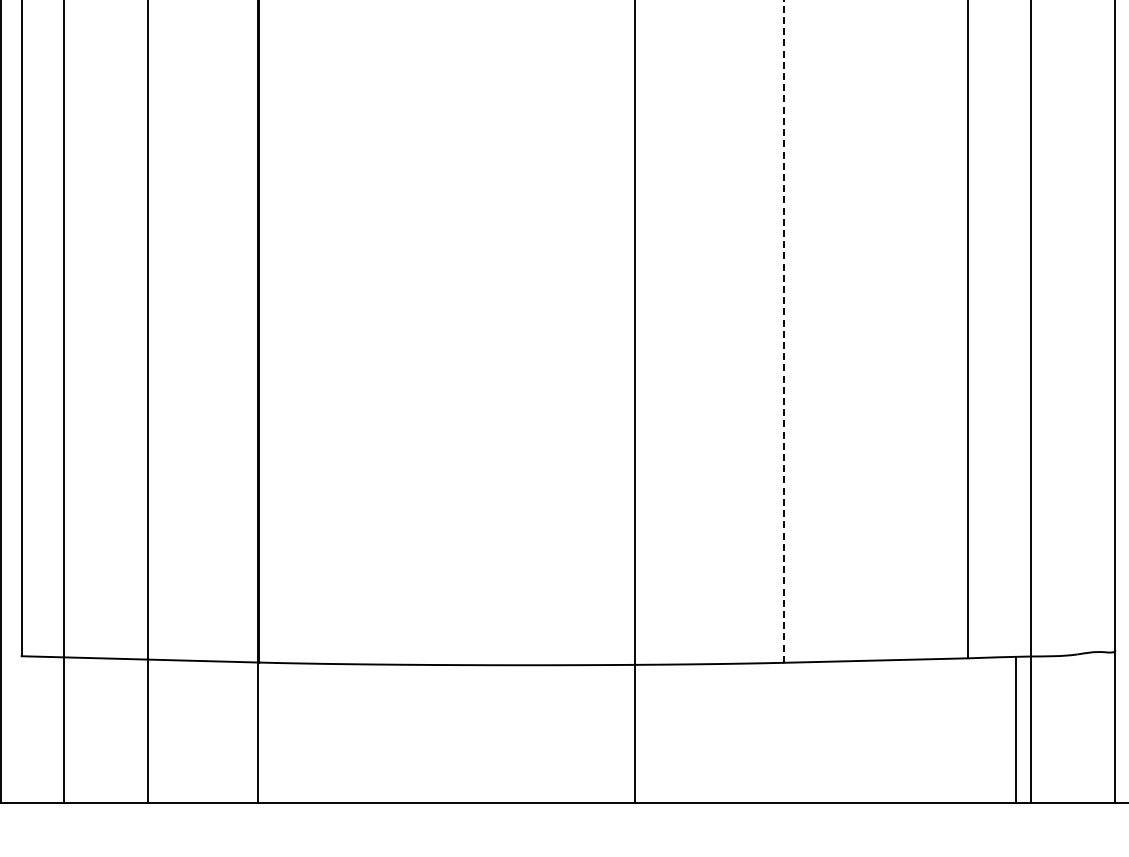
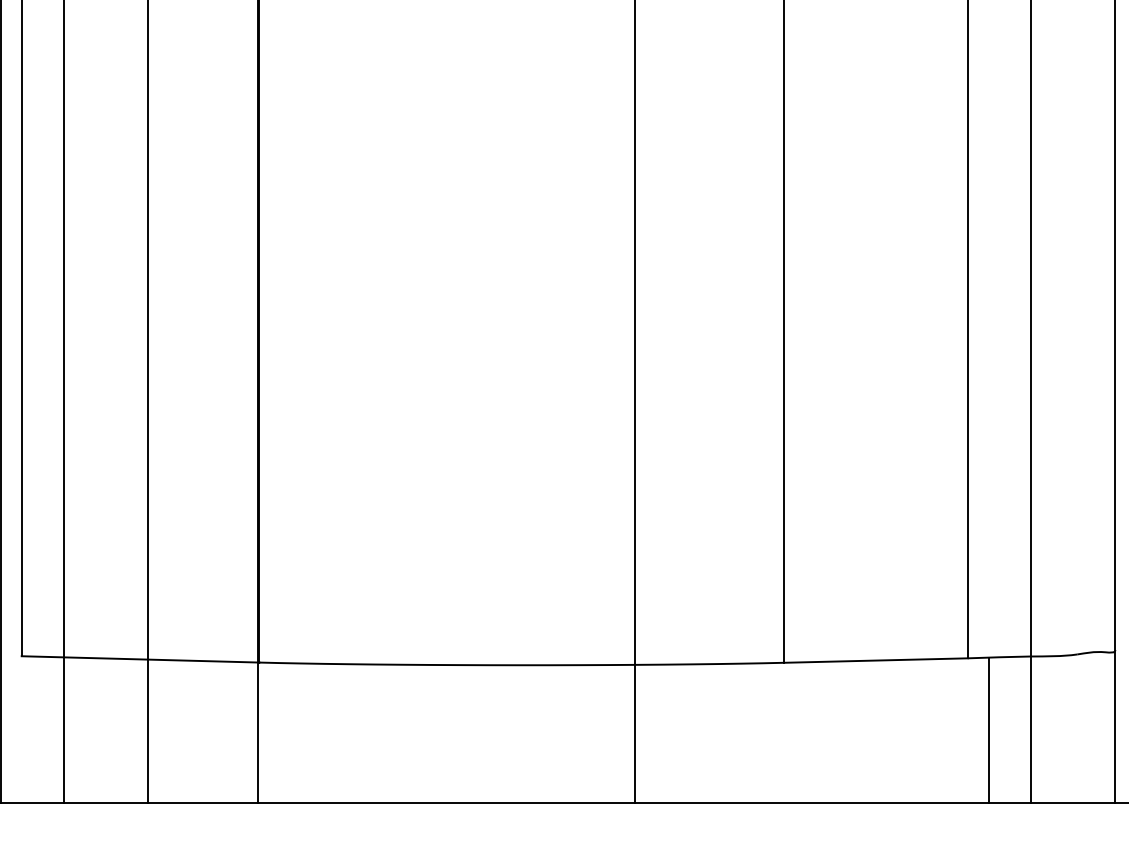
line: dashed -> solid (784, 330)
line position: (1016, 730) -> (989, 730) (989, 730)
